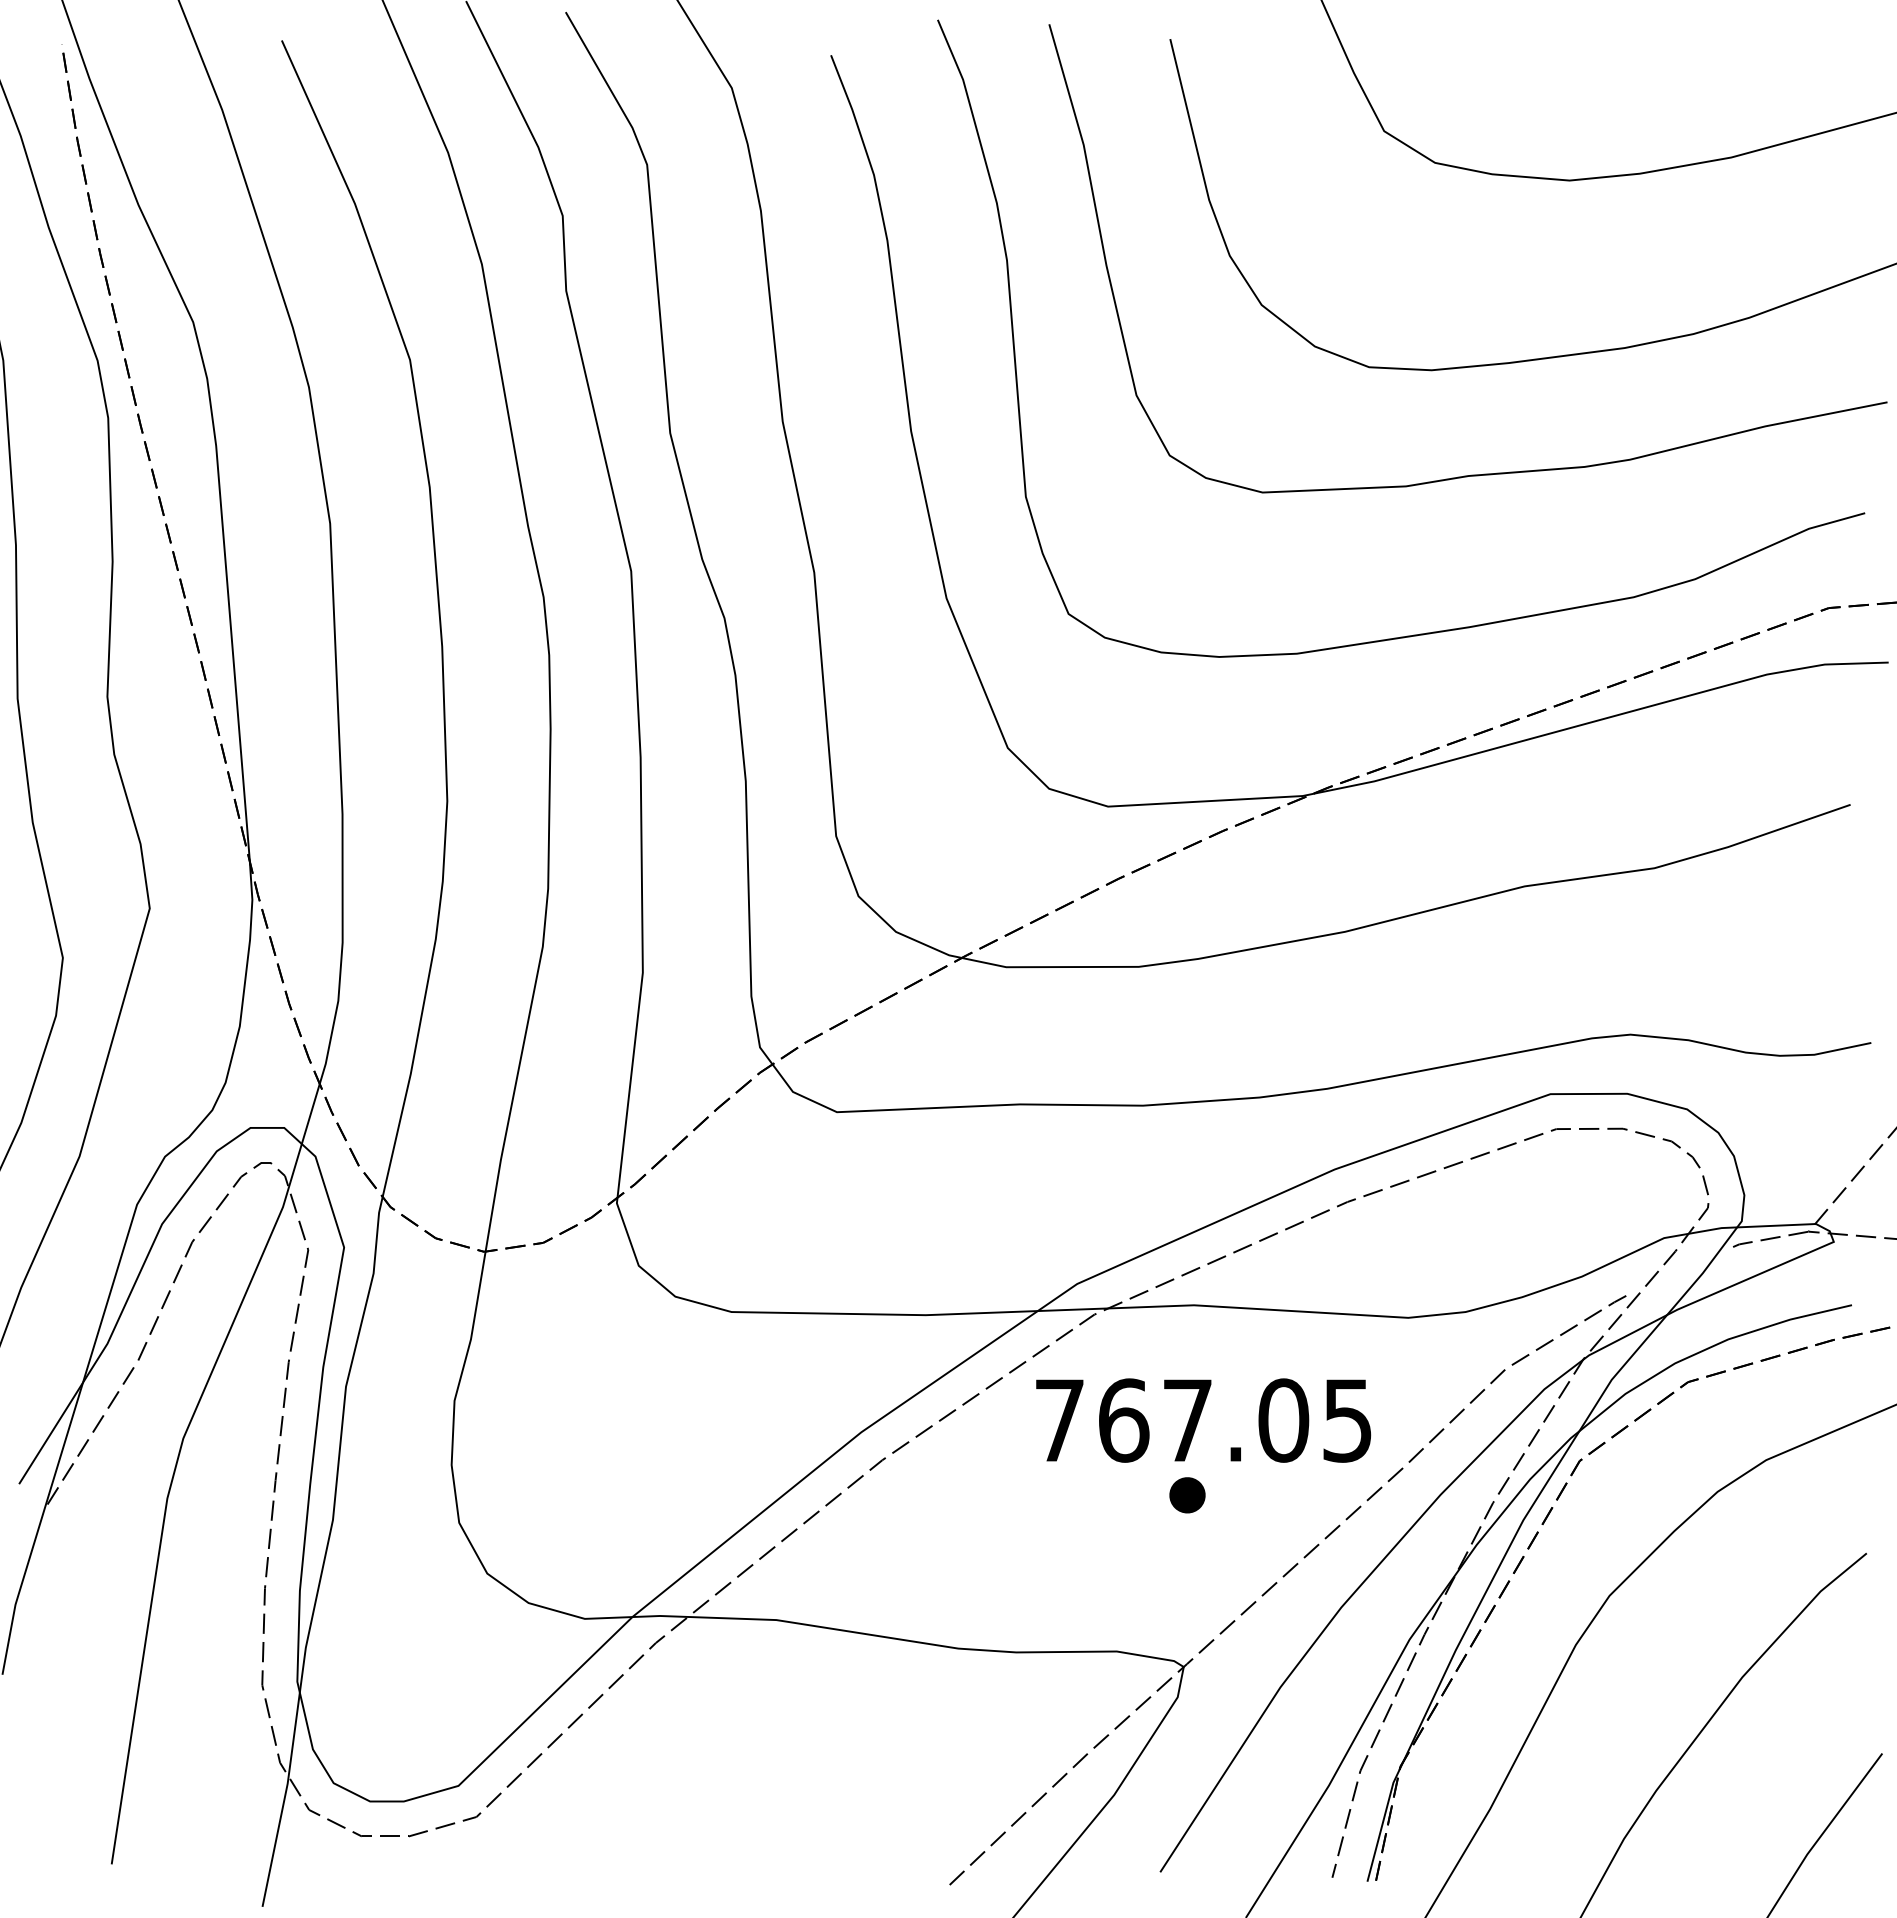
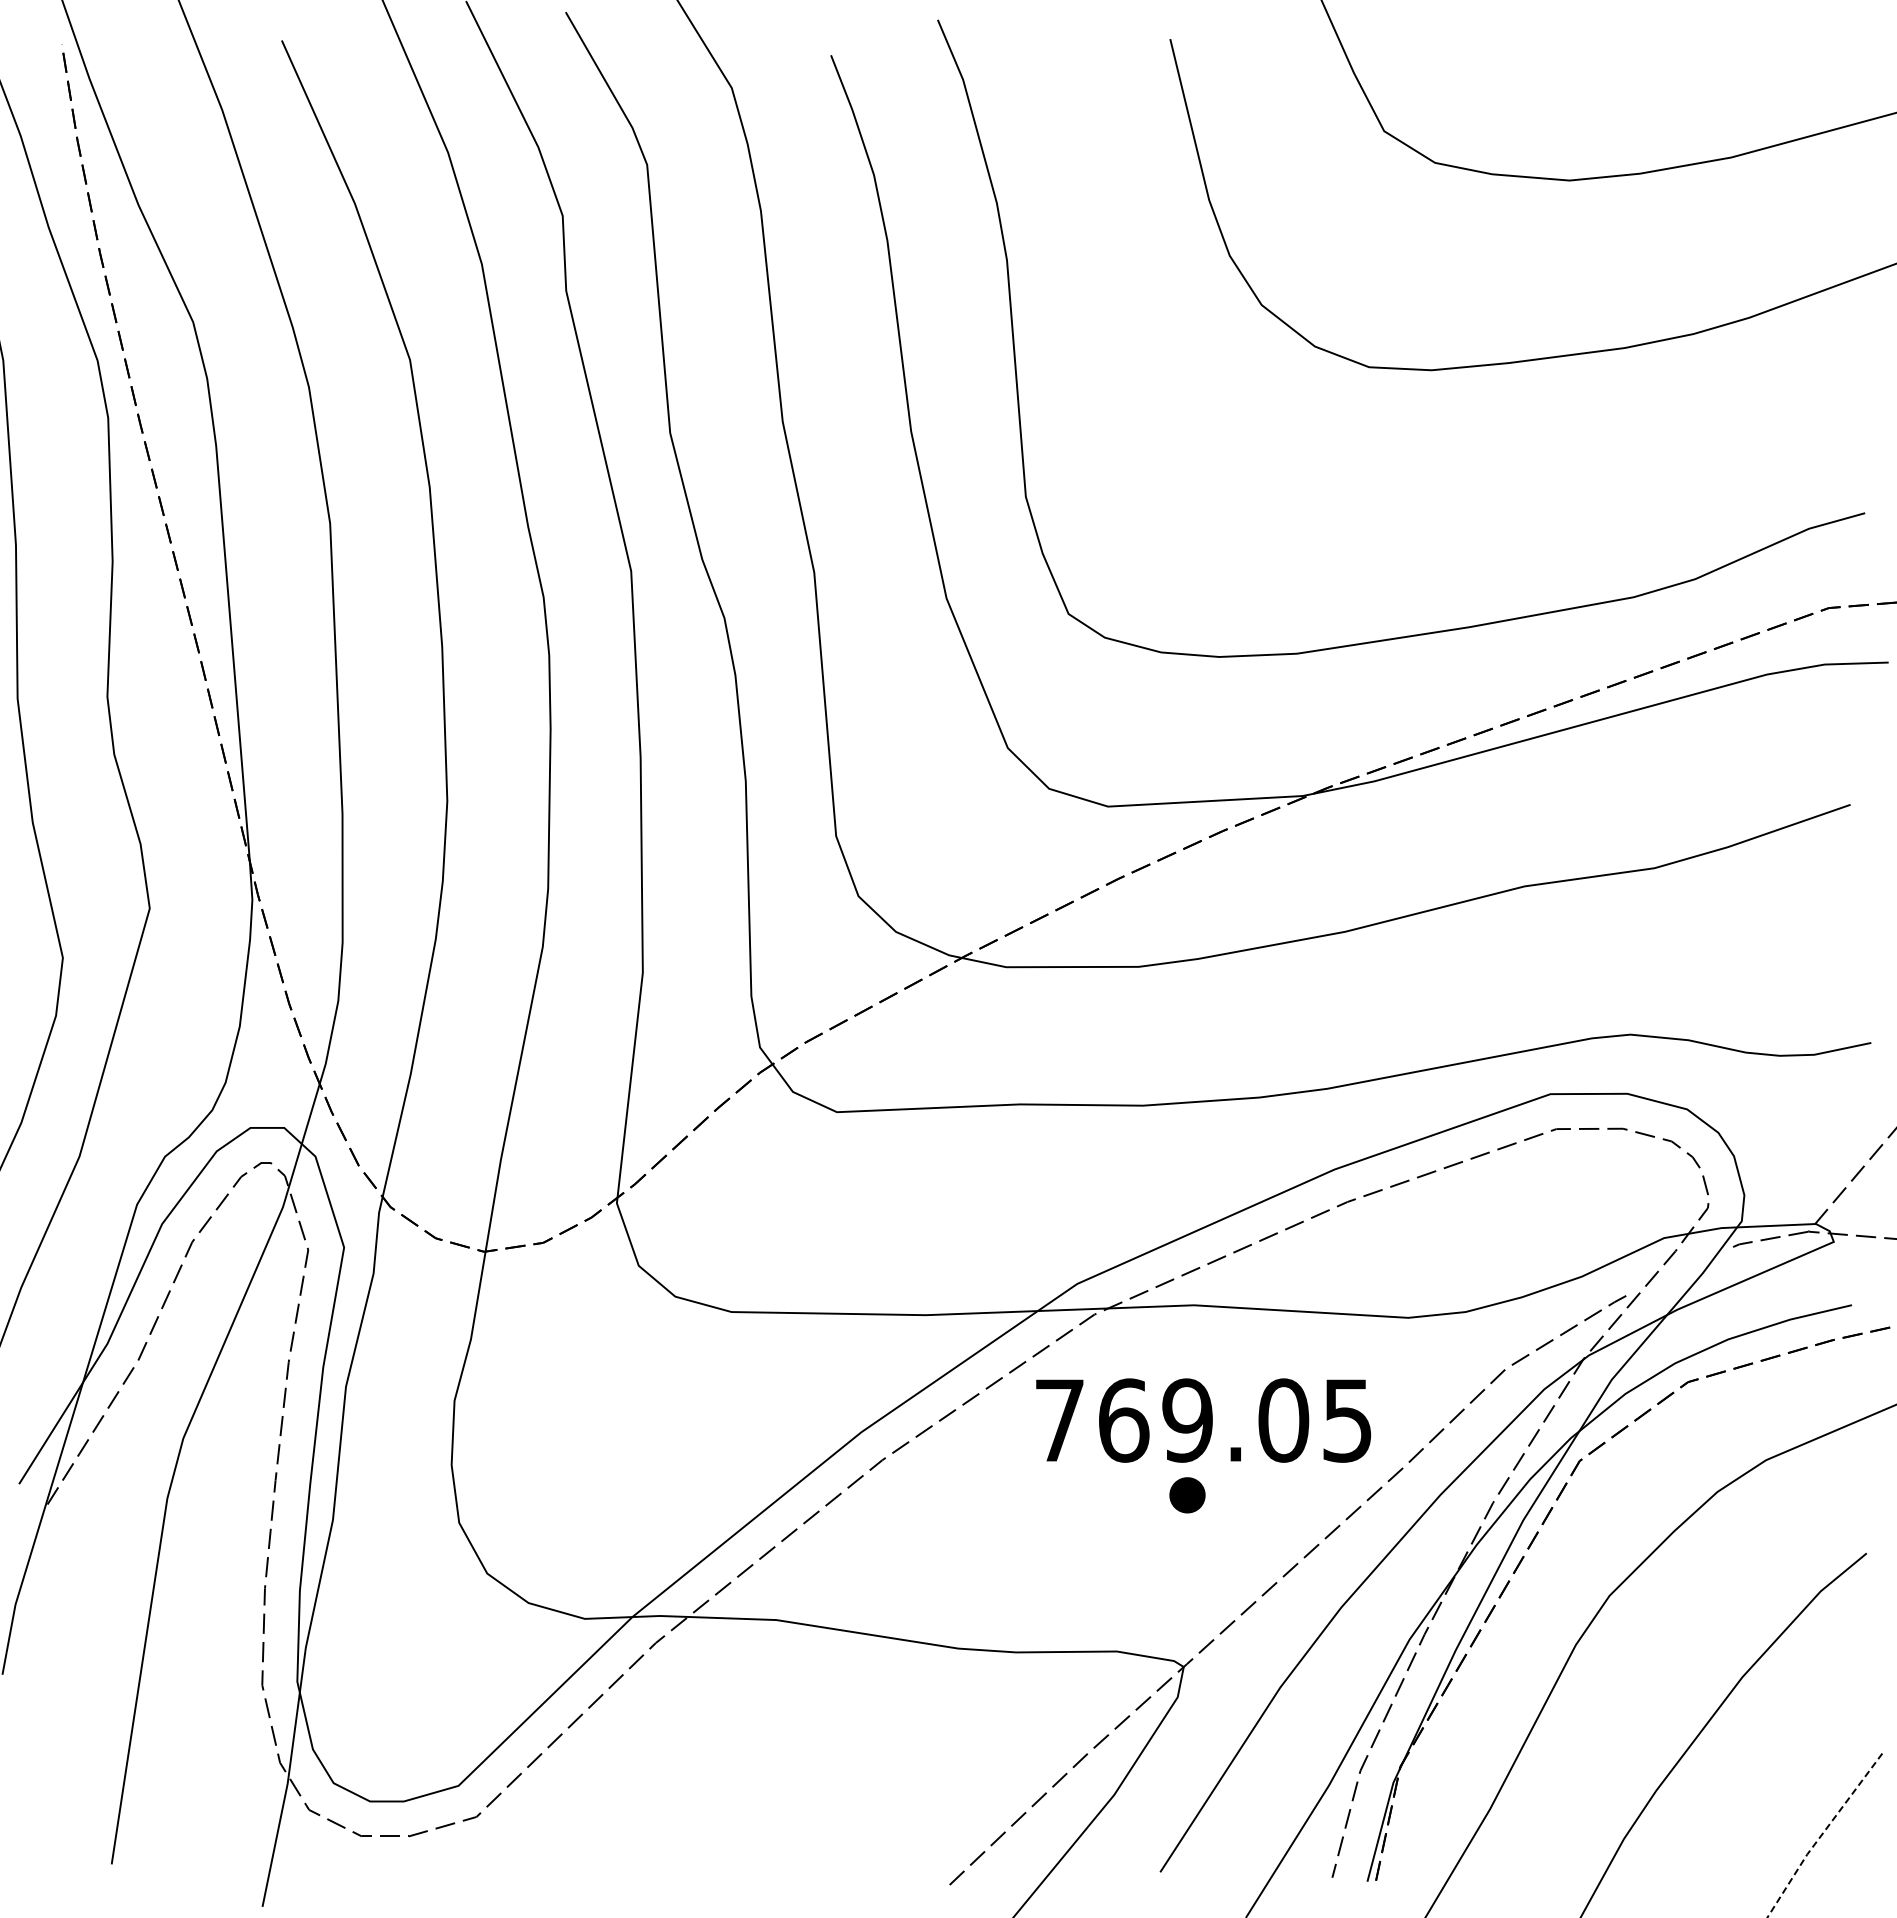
curve: present -> none (1484, 473)
text: 767.05 -> 769.05 (1187, 1420)
line: solid -> dashed (1822, 1834)
